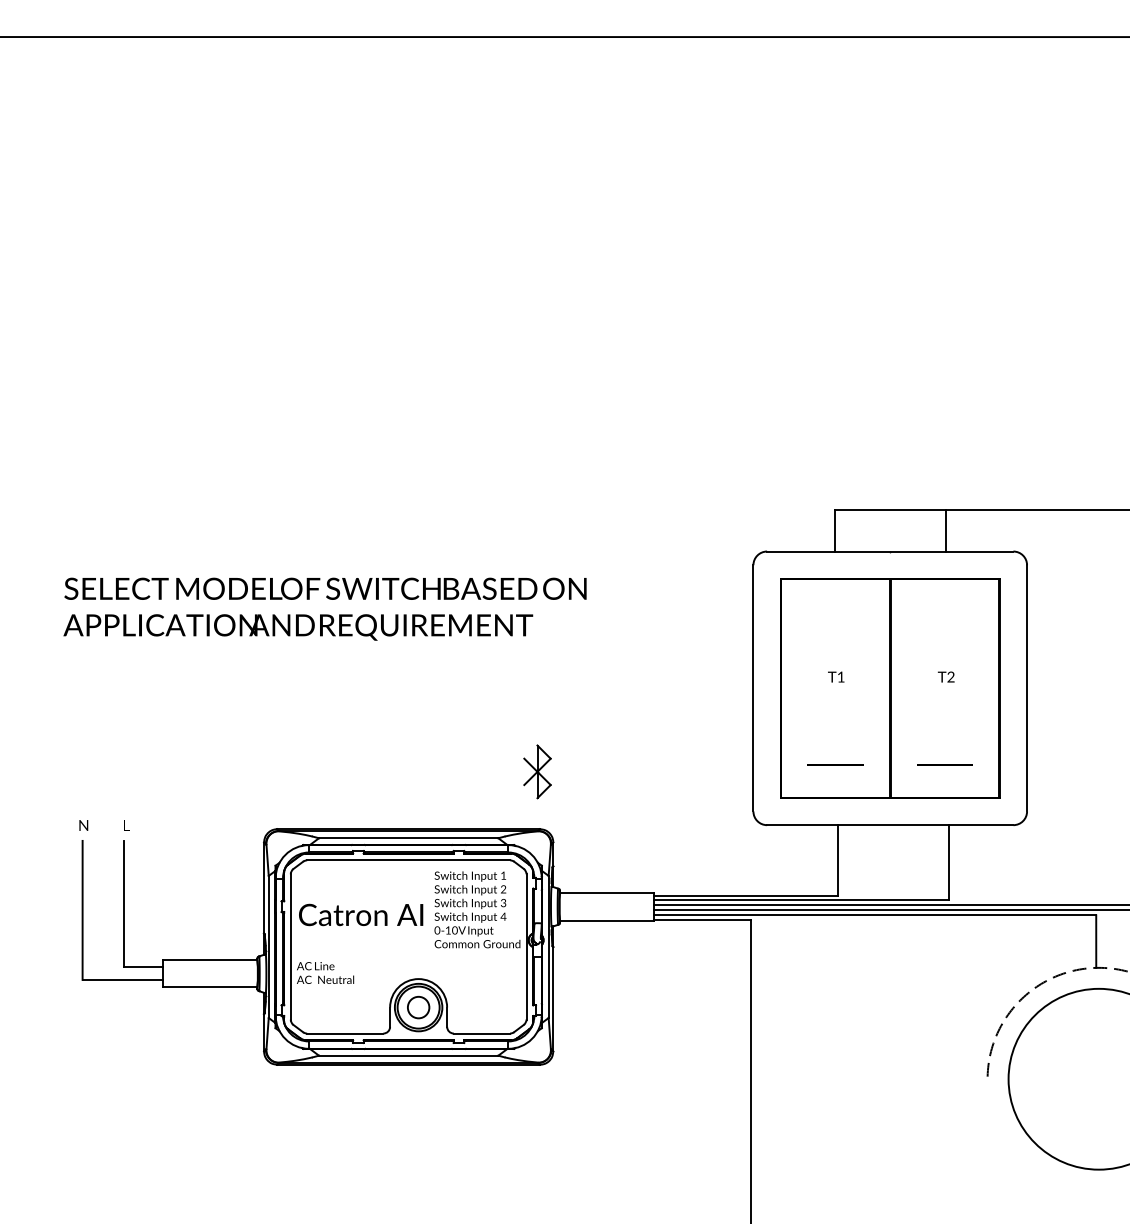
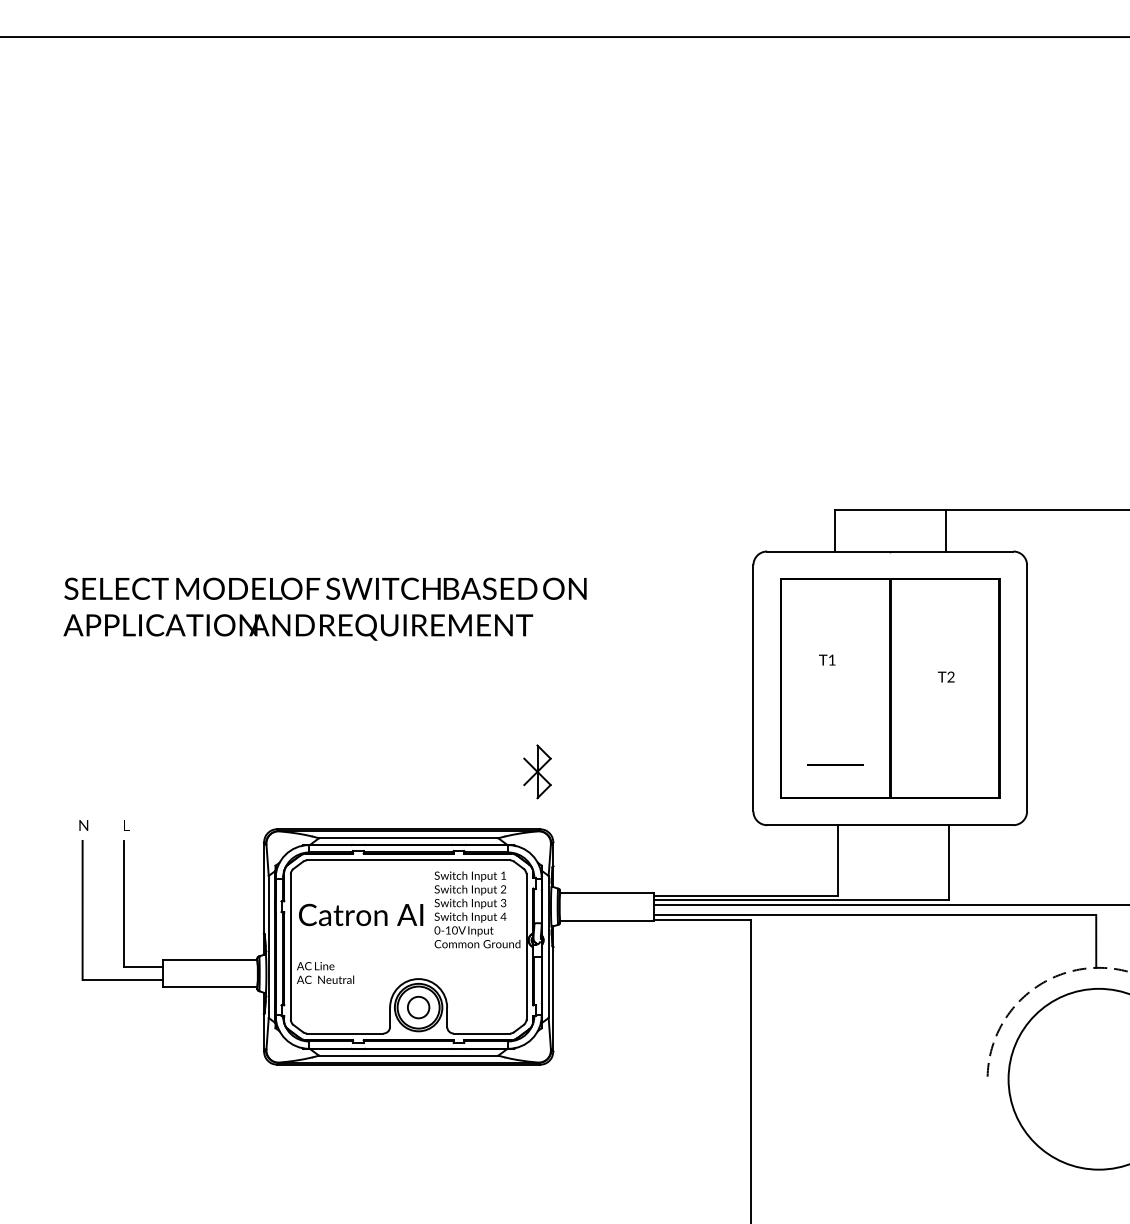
text position: (836, 676) -> (827, 659) (827, 659)
line: present -> none (944, 764)
line: present -> none (890, 910)
